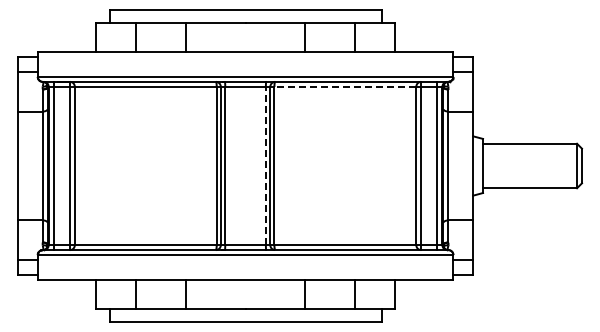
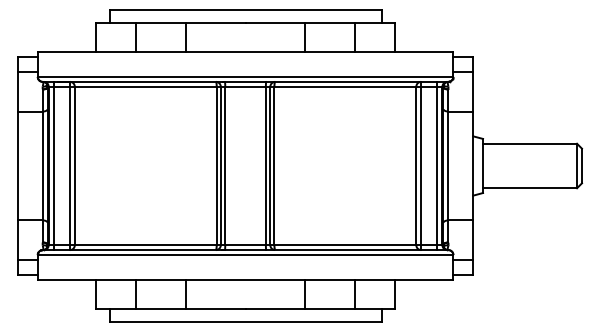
line: dashed -> solid (345, 86)
line: dashed -> solid (265, 165)
